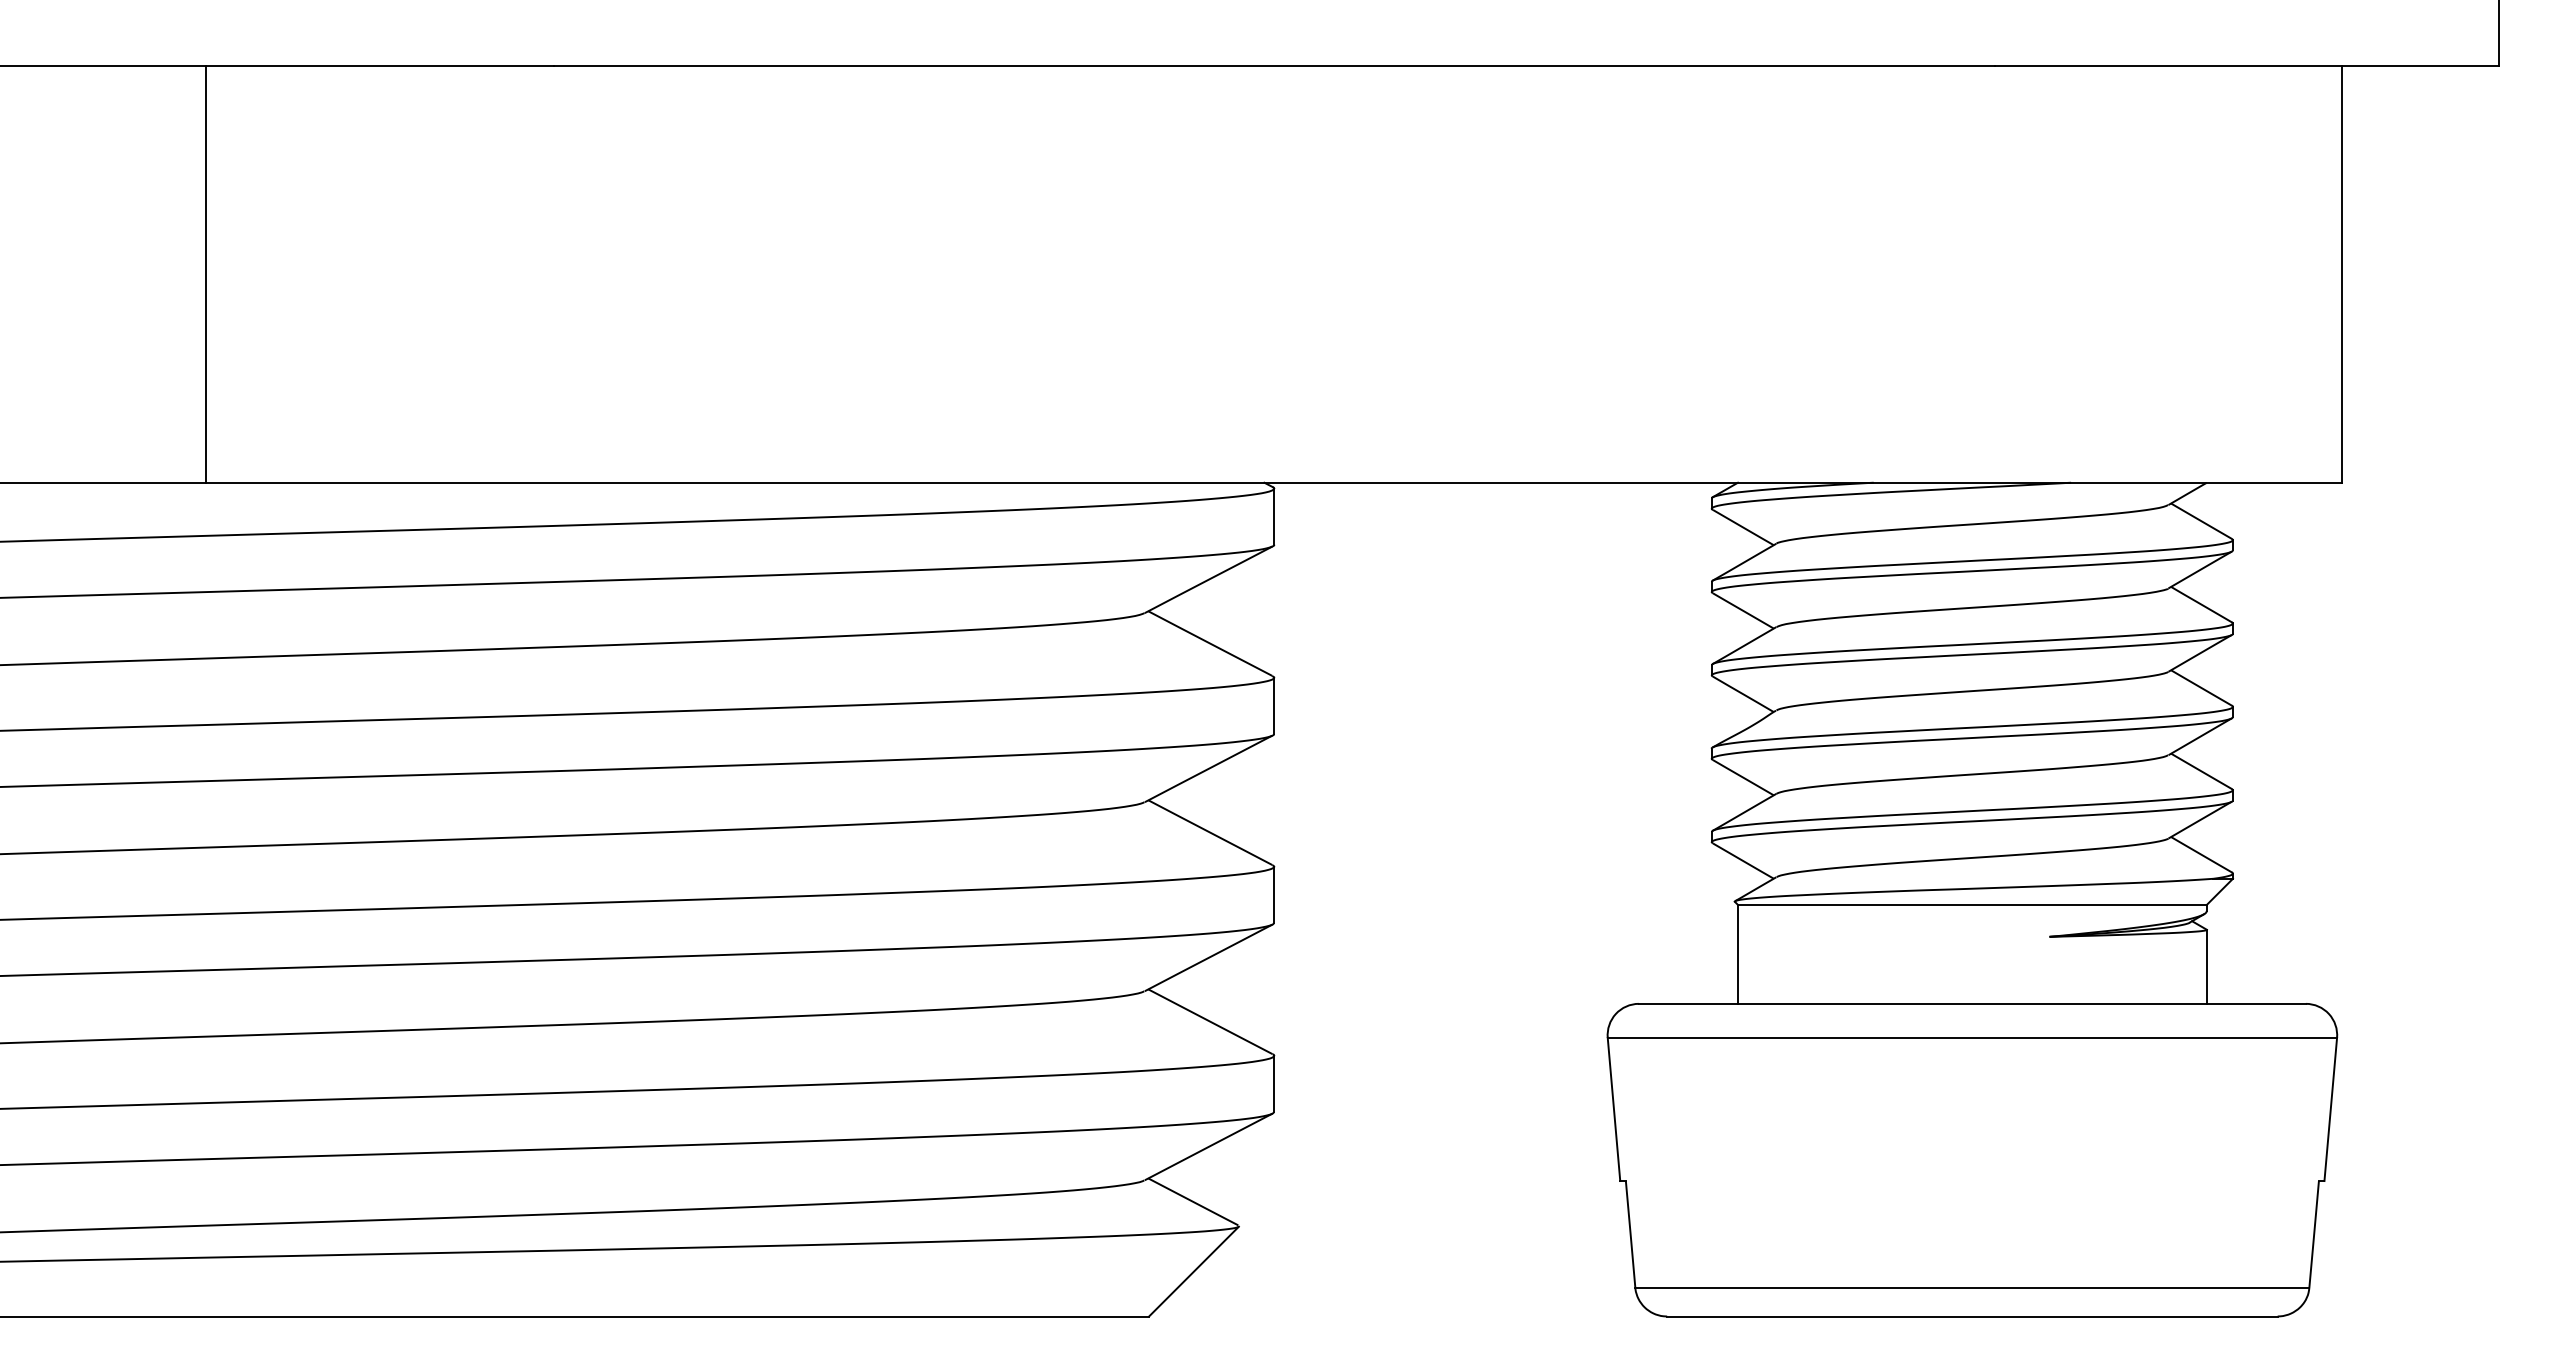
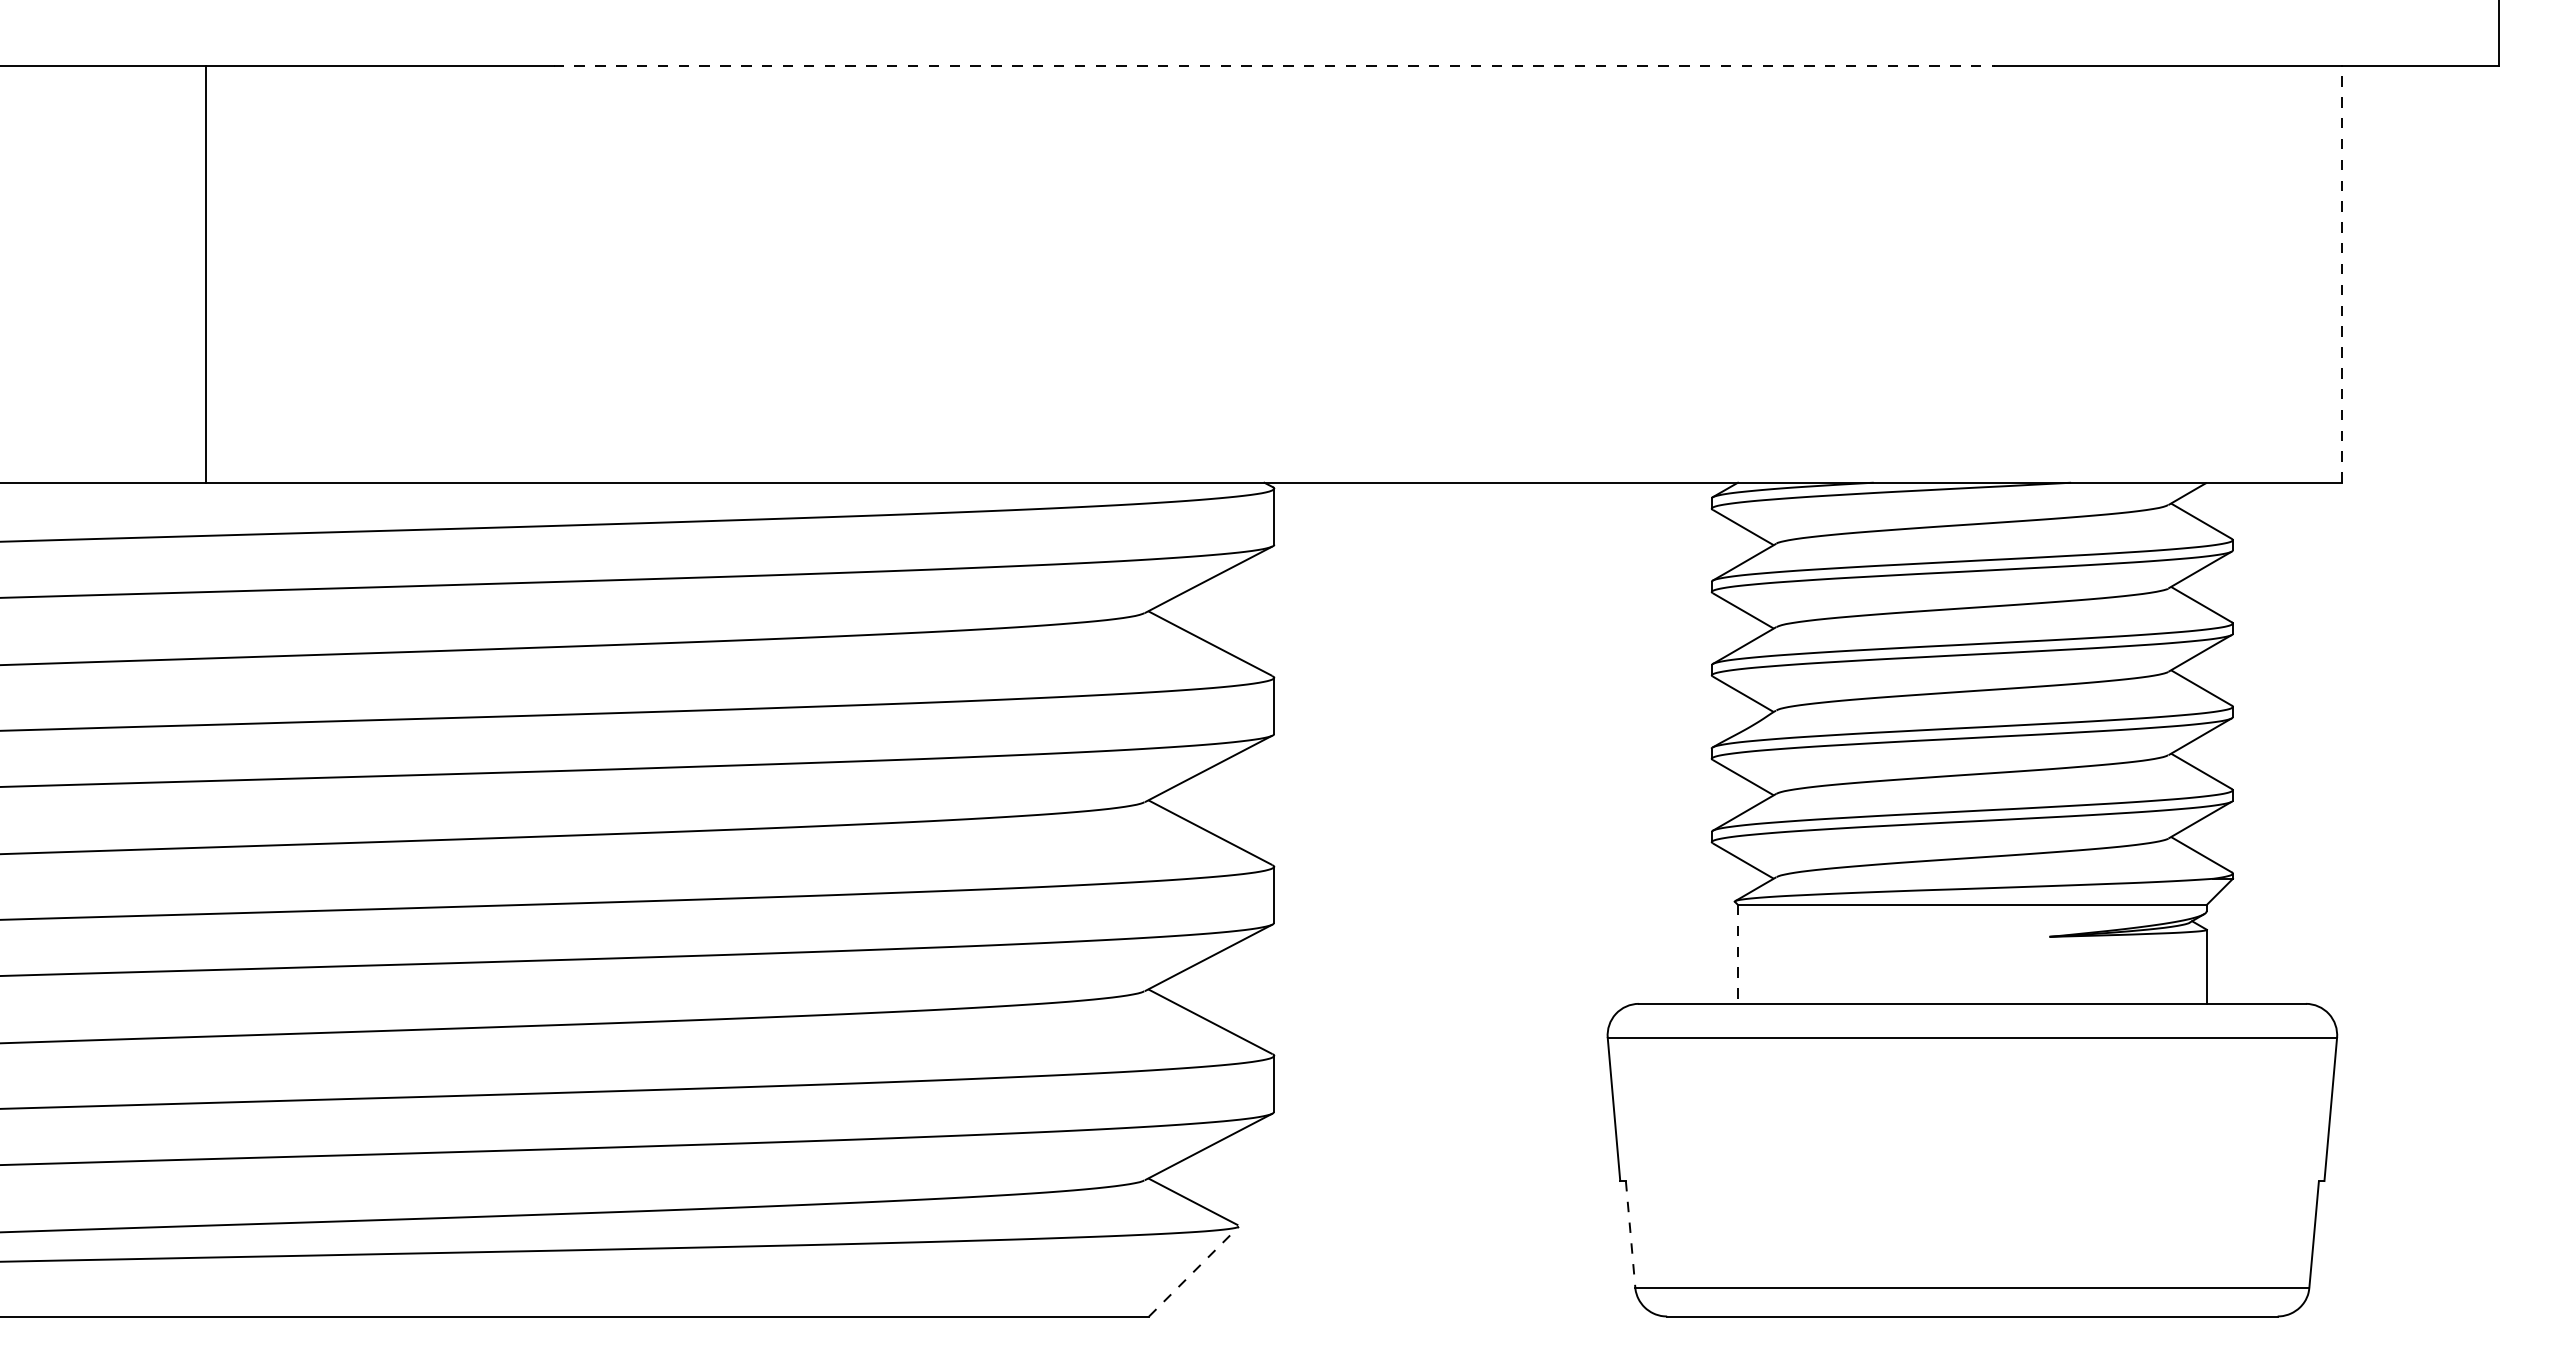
line: solid -> dashed (1274, 65)
line: solid -> dashed (2342, 273)
line: solid -> dashed (1737, 954)
line: solid -> dashed (1630, 1235)
line: solid -> dashed (1193, 1271)
